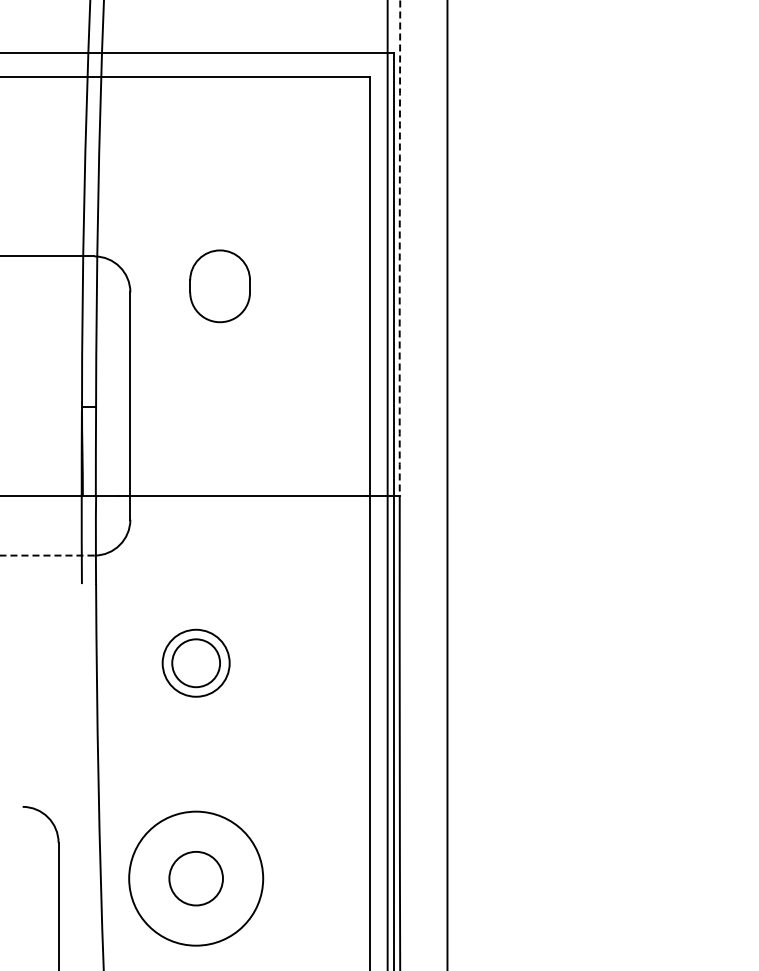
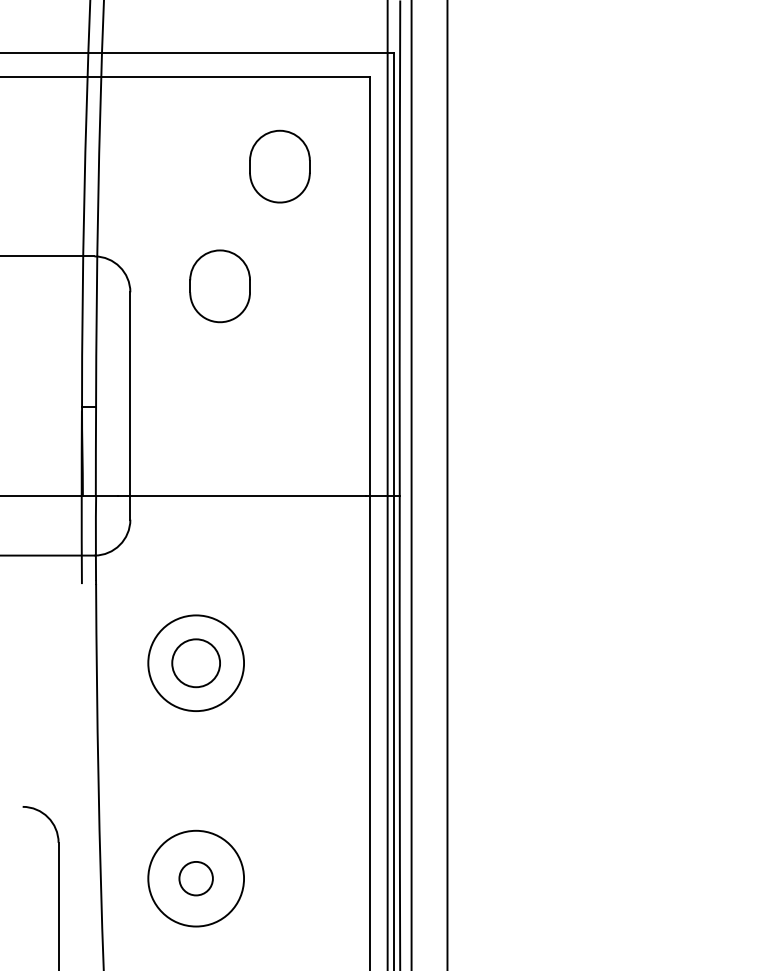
part: none -> present (279, 166)
arc: dashed -> solid (399, 248)
line: none -> present (411, 484)
line: dashed -> solid (47, 555)
circle diameter: 67 px -> 96 px (196, 663)
circle diameter: 54 px -> 34 px (195, 878)
circle diameter: 134 px -> 96 px (196, 878)
